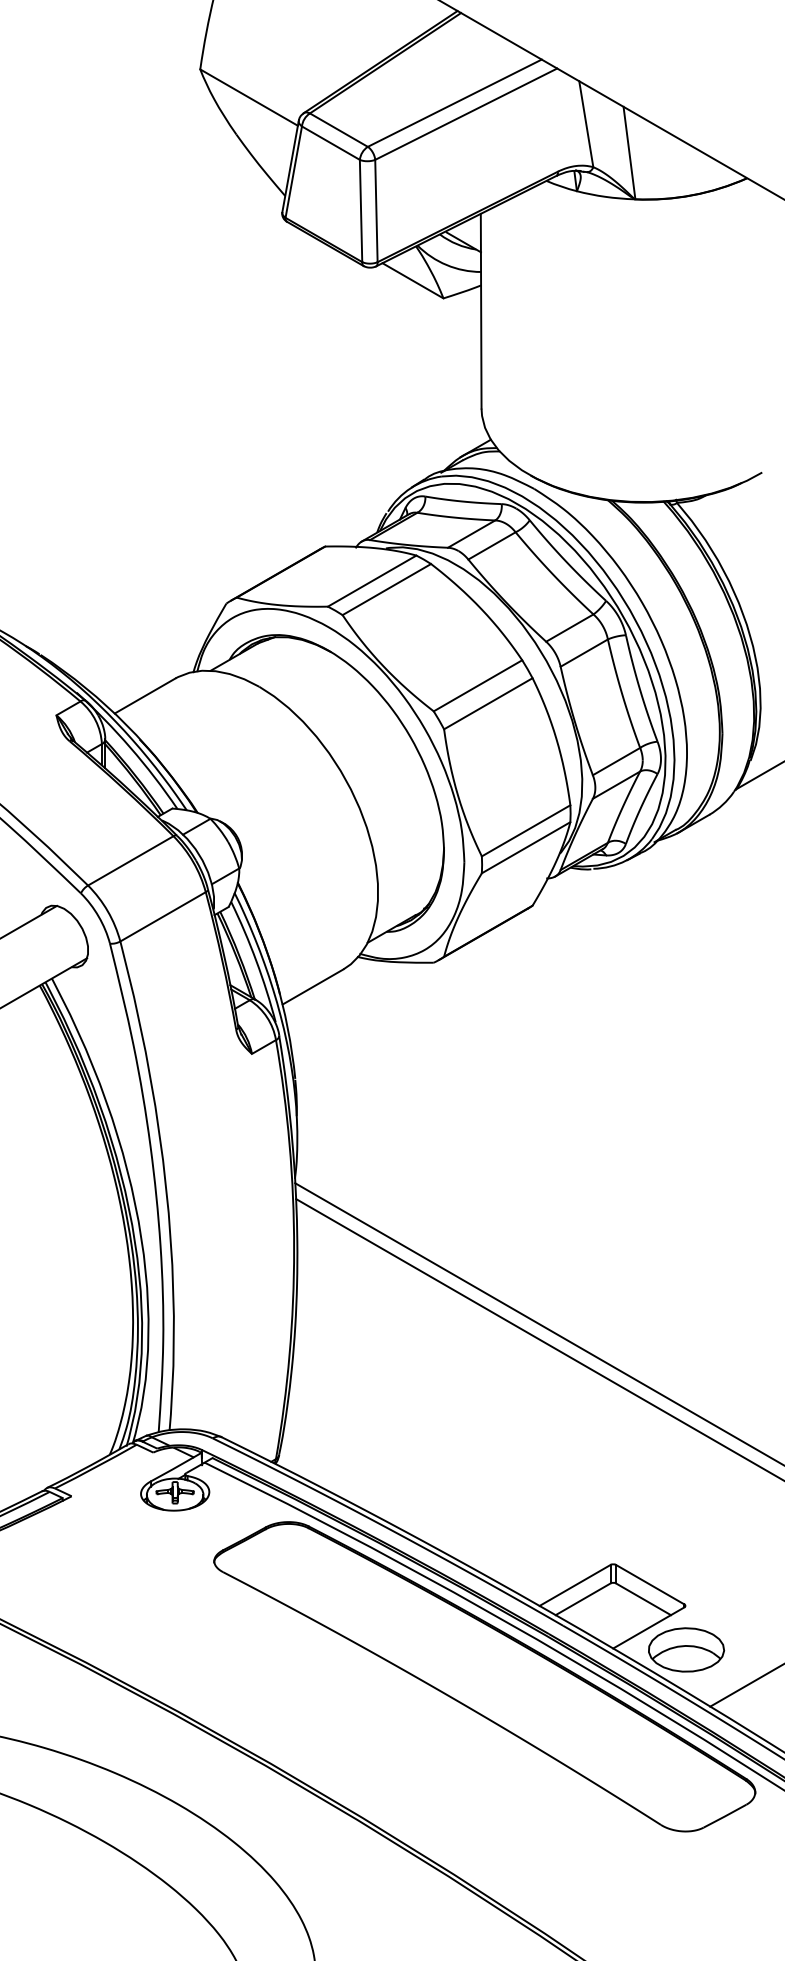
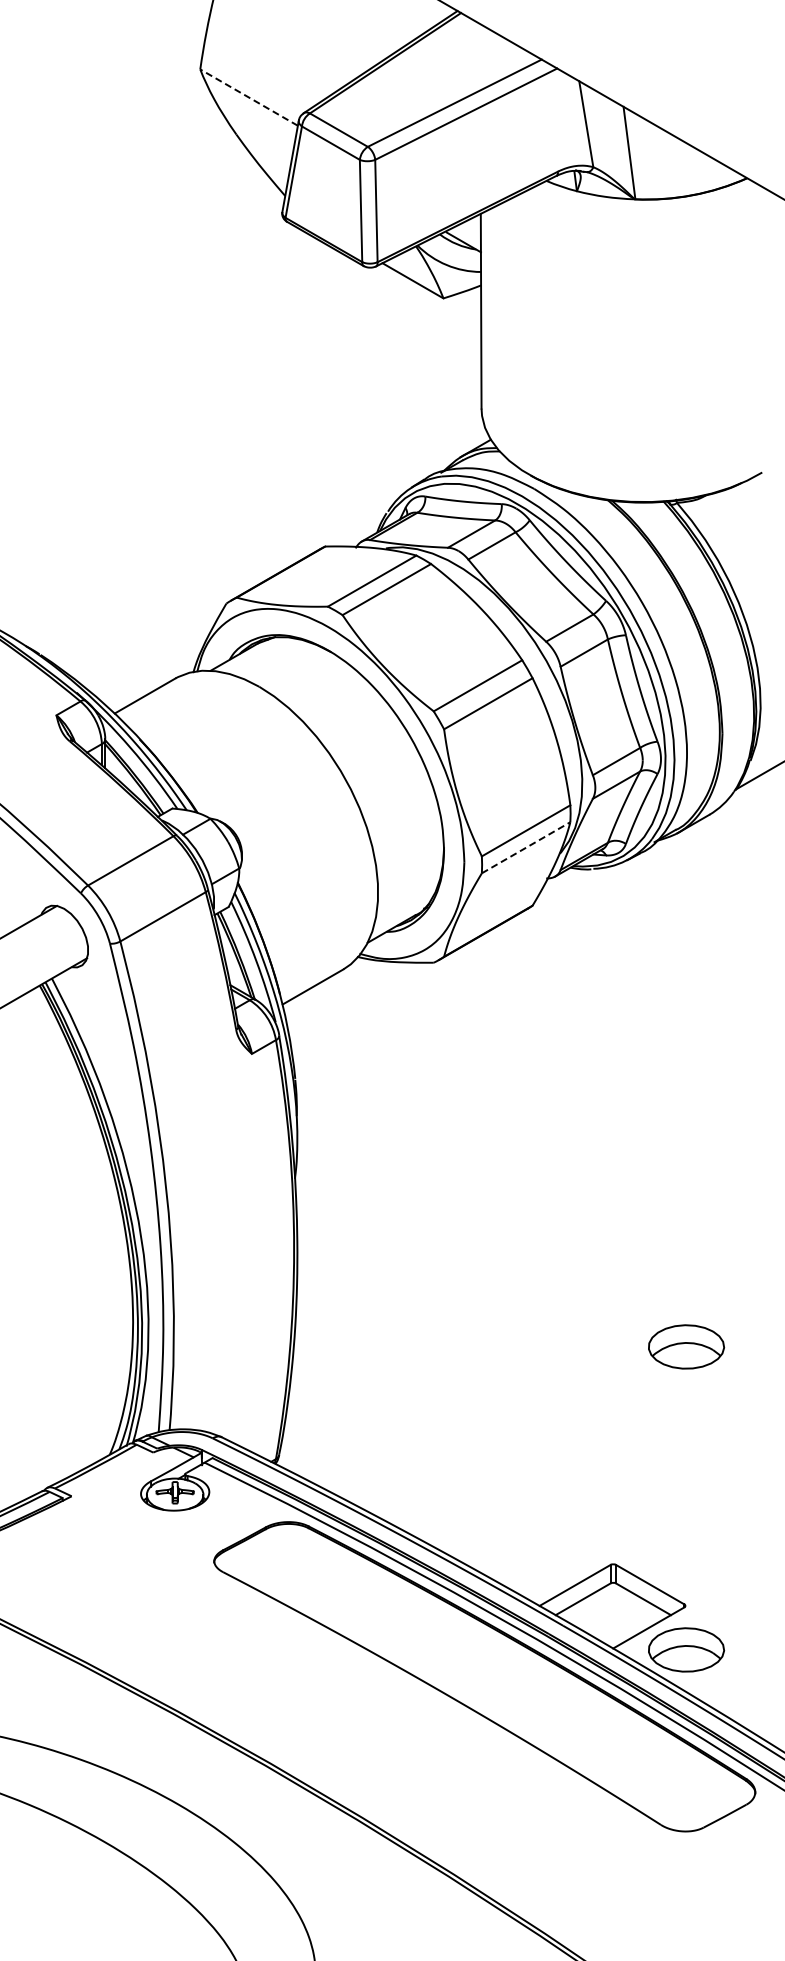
line: solid -> dashed (248, 97)
line: solid -> dashed (526, 847)
line: present -> none (538, 1323)
line: present -> none (538, 1339)
part: none -> present (686, 1346)
line: present -> none (745, 1685)
